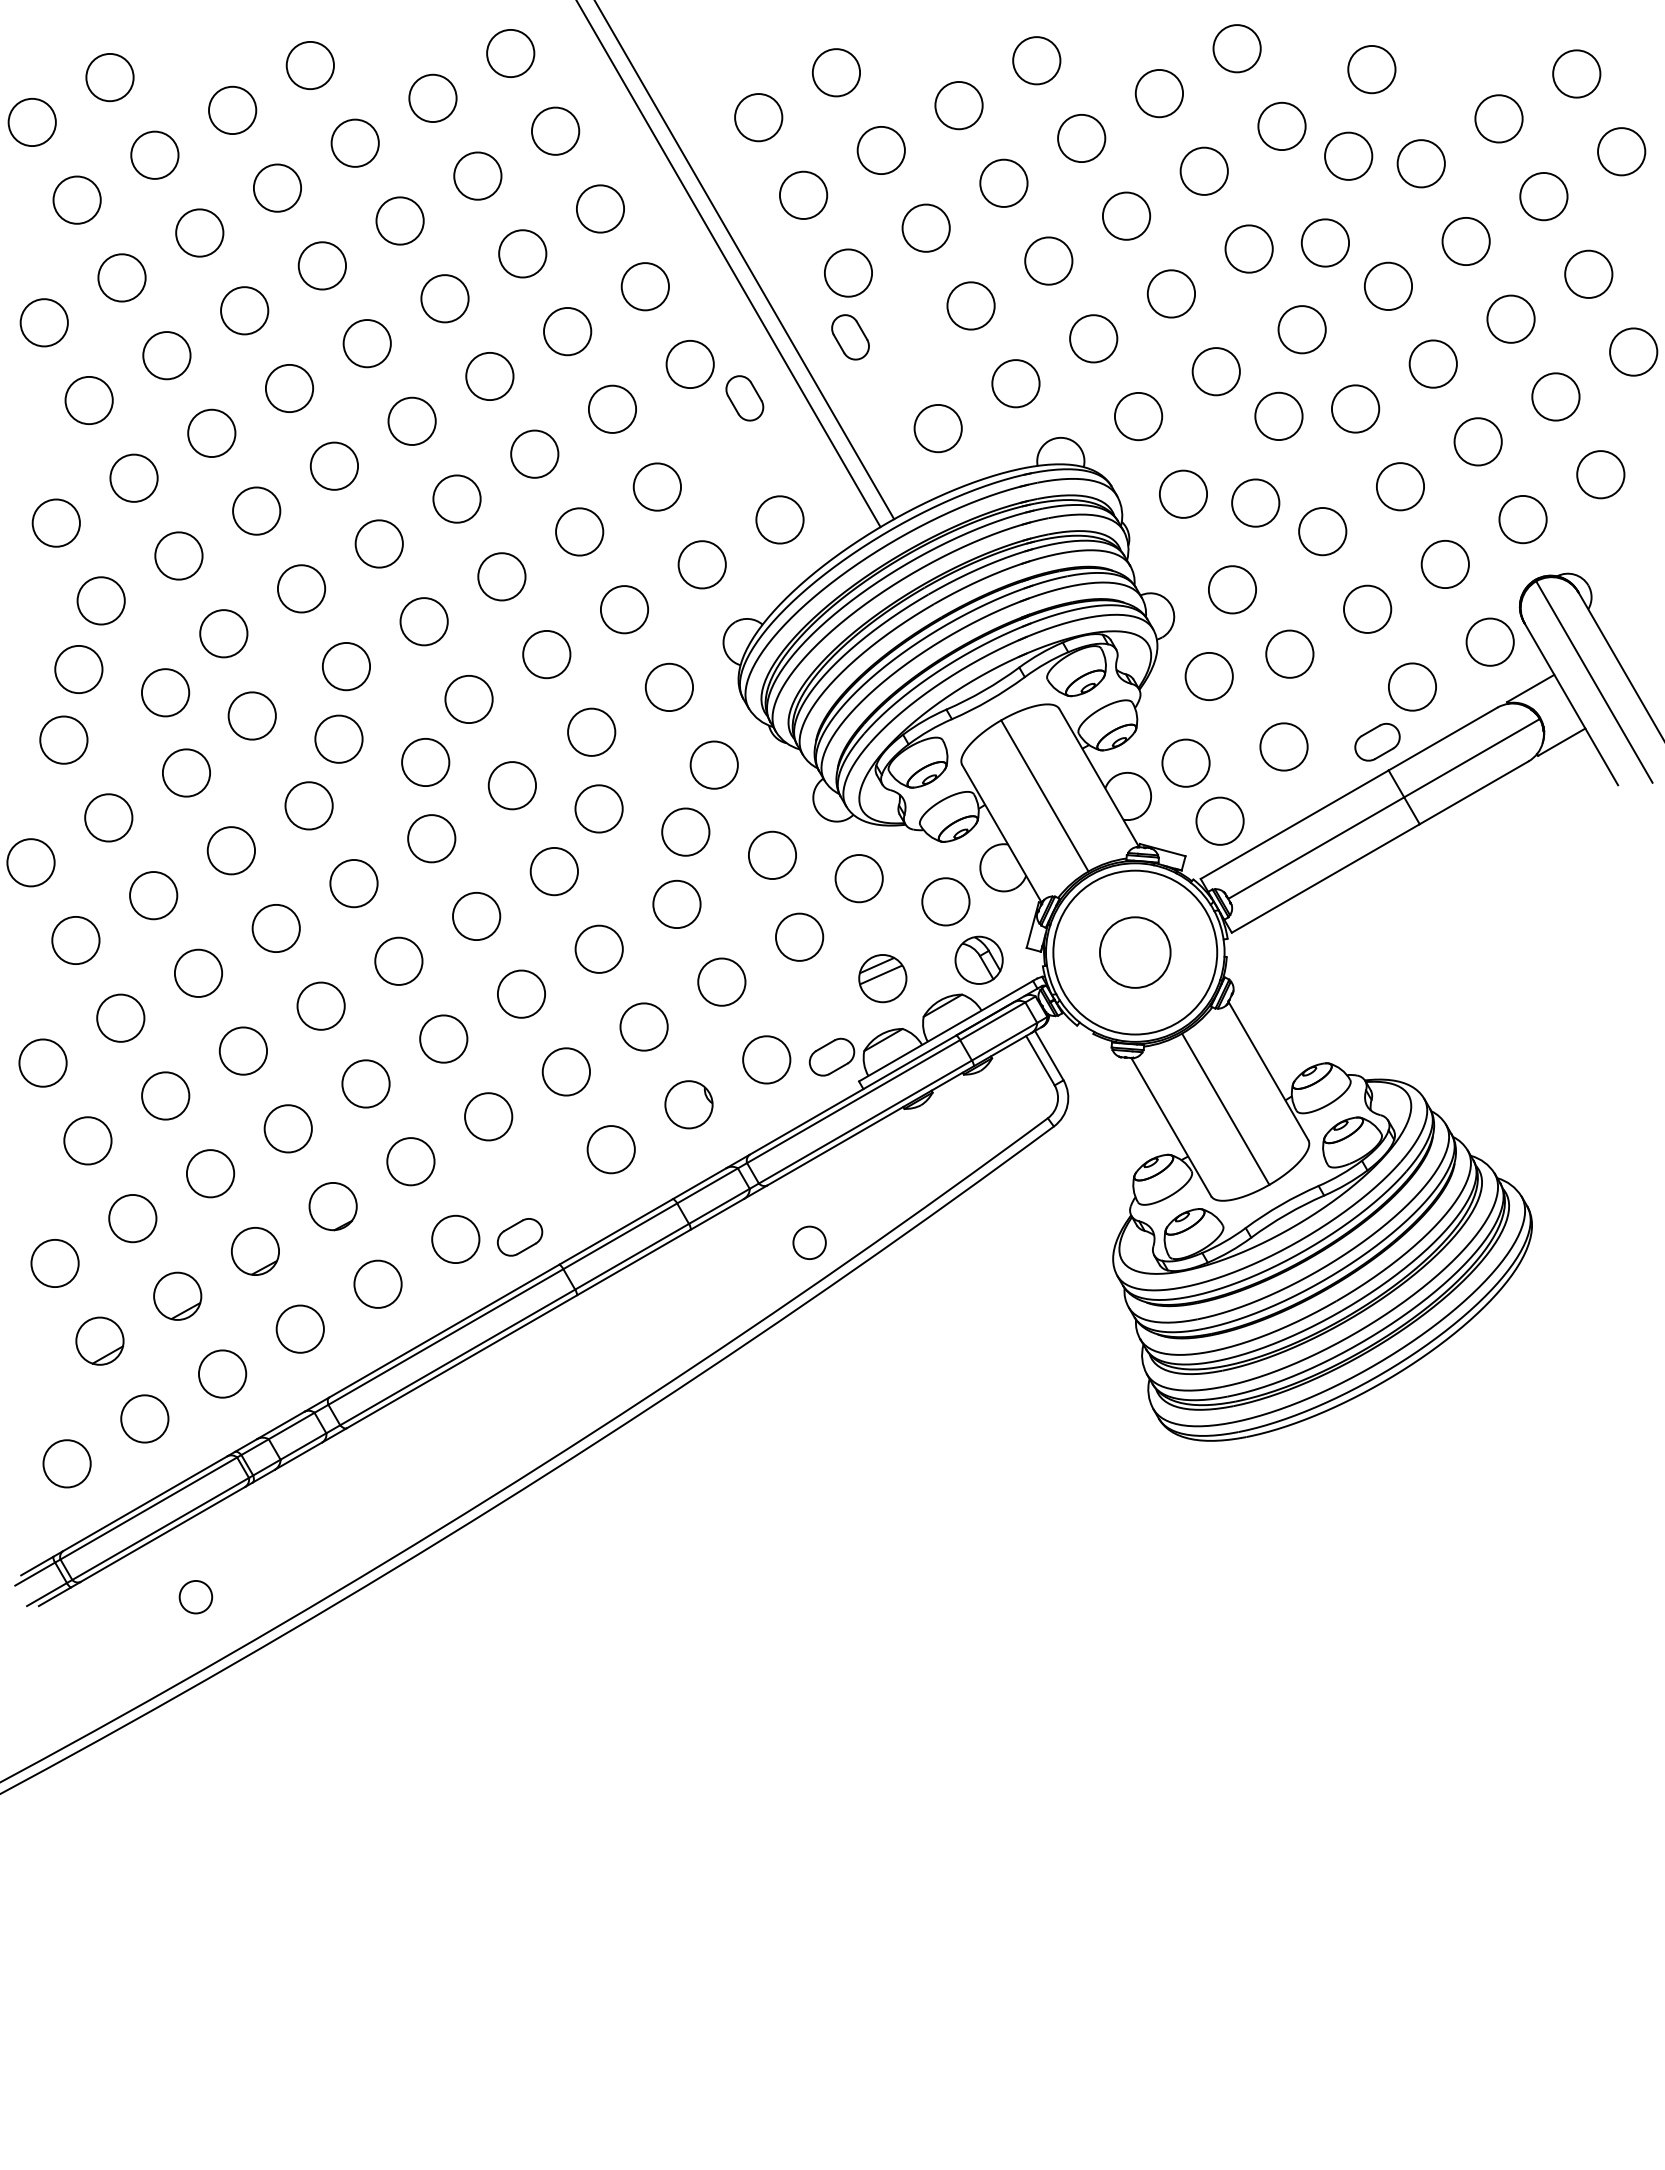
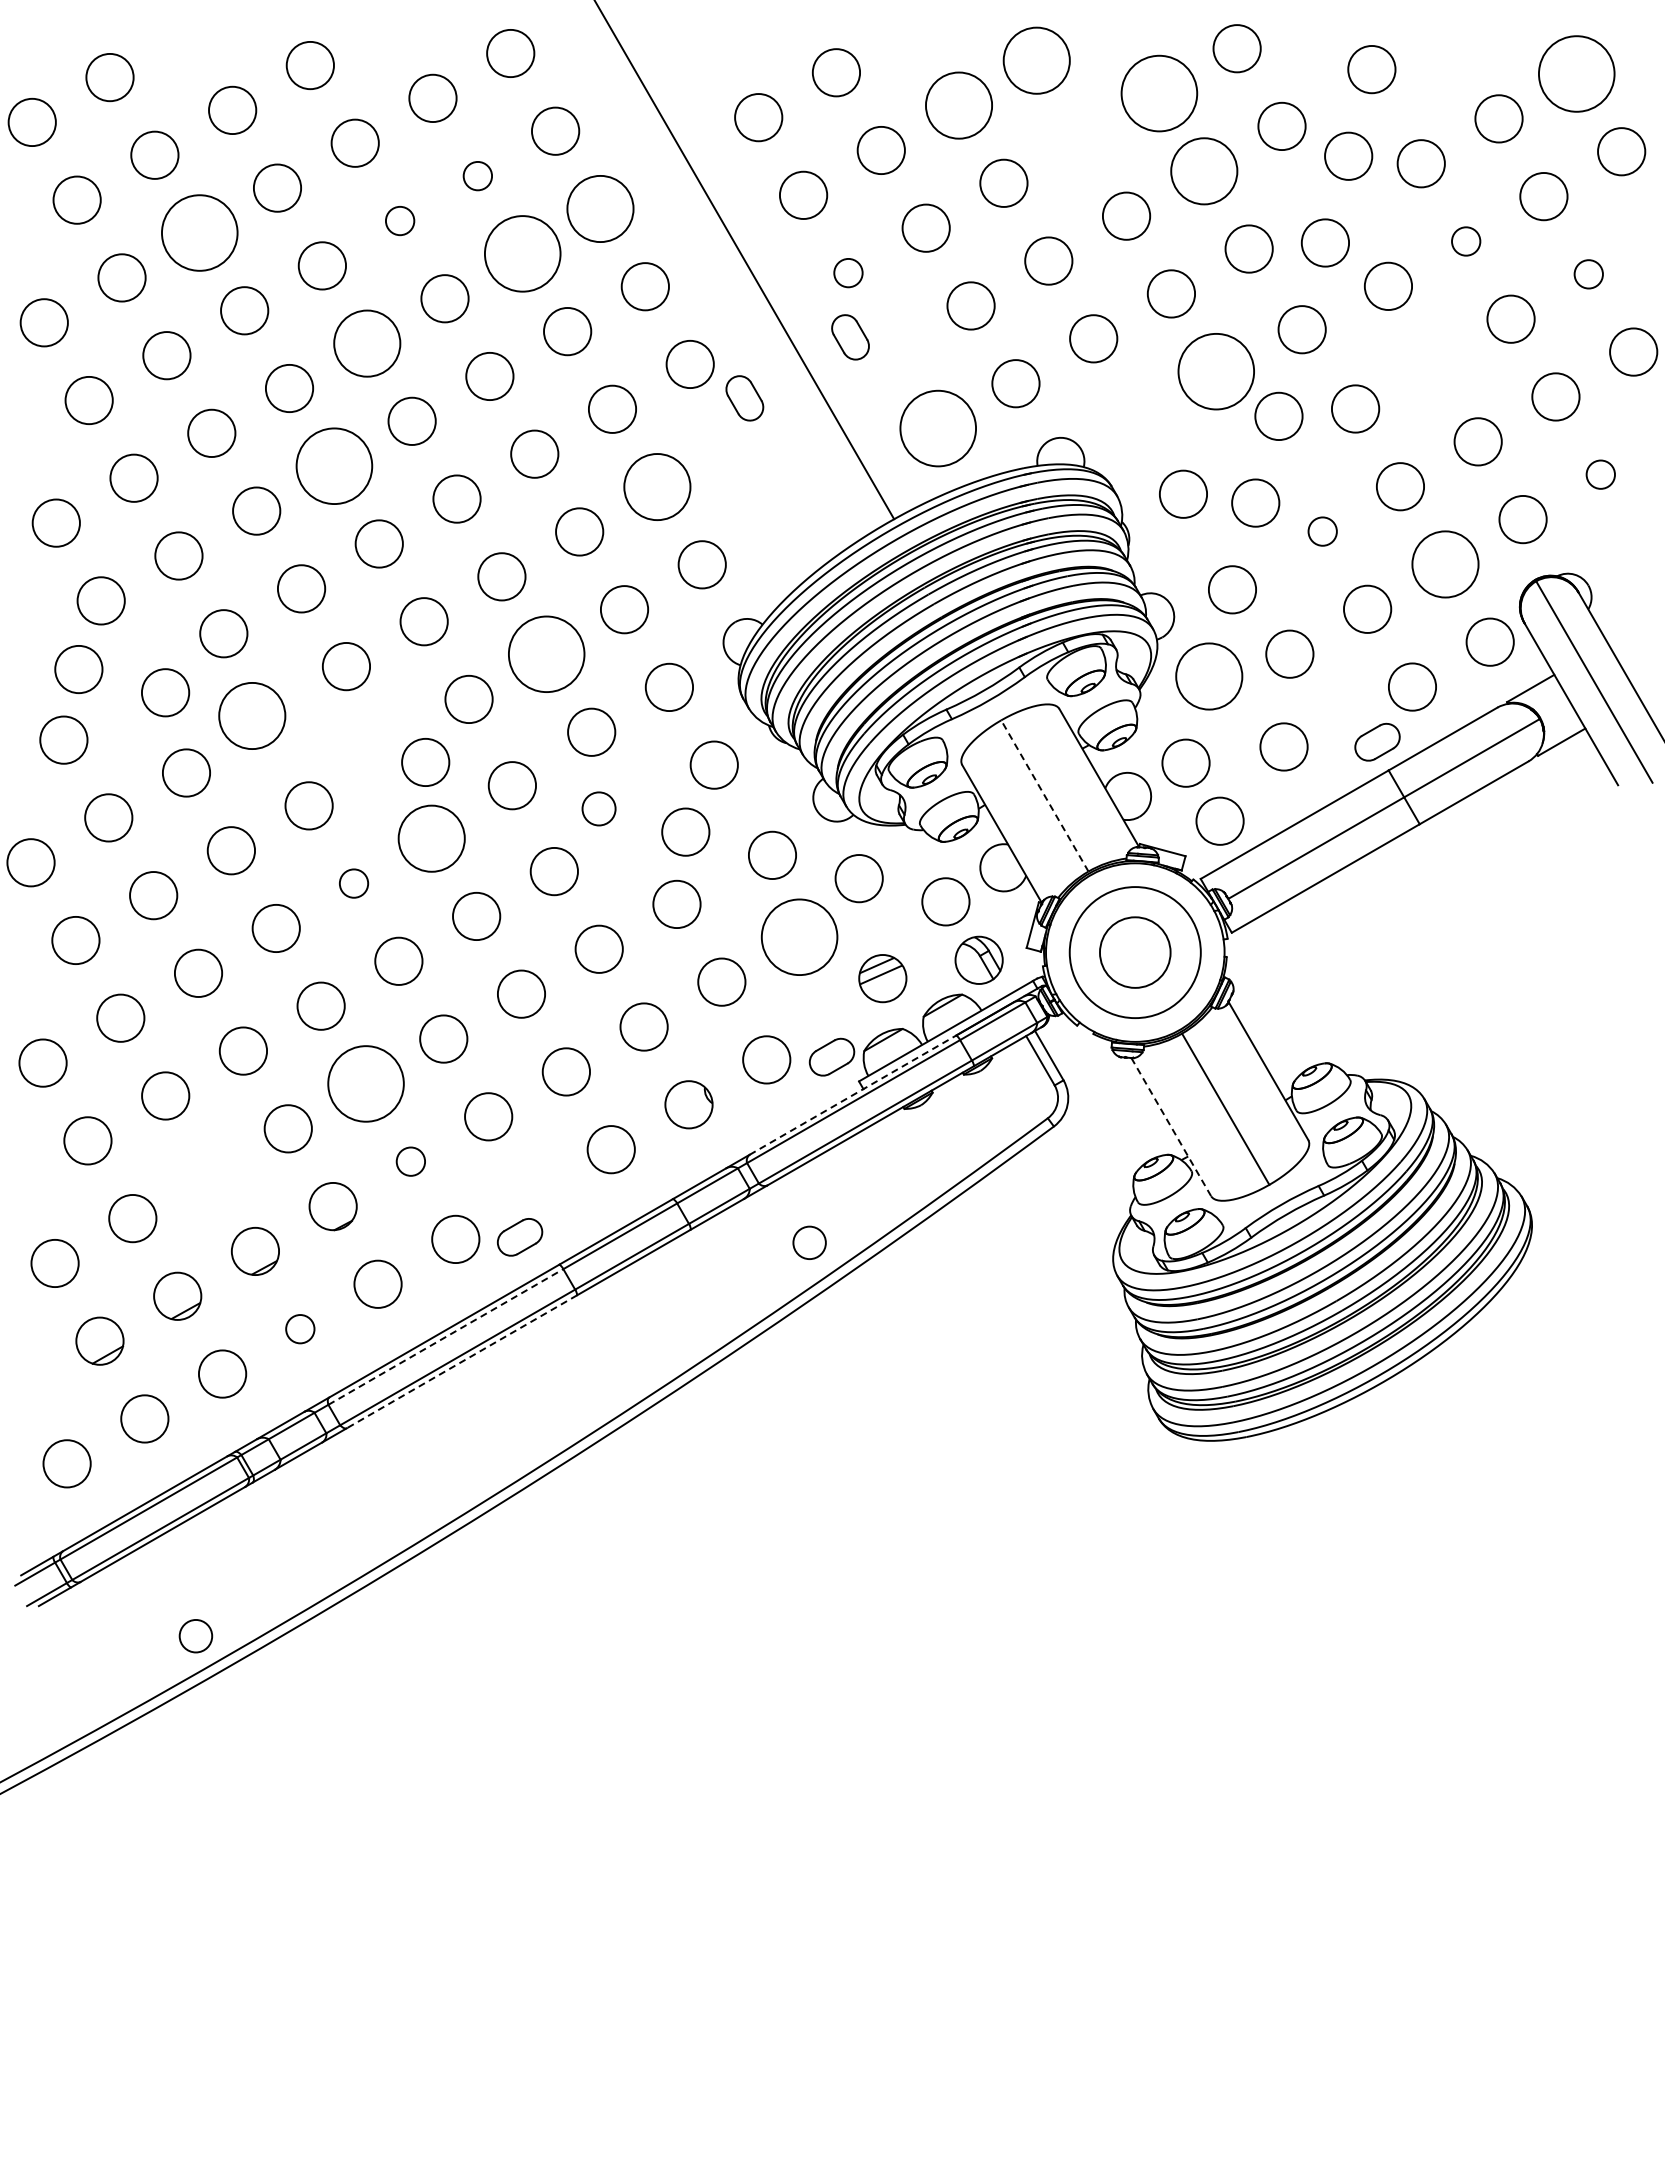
circle diameter: 47 px -> 66 px (1036, 60)
circle diameter: 47 px -> 76 px (1576, 73)
circle diameter: 47 px -> 76 px (1159, 93)
circle diameter: 47 px -> 66 px (958, 105)
circle: present -> none (1081, 138)
circle diameter: 47 px -> 66 px (1204, 171)
circle diameter: 47 px -> 28 px (477, 175)
circle diameter: 47 px -> 66 px (600, 208)
circle diameter: 47 px -> 28 px (399, 220)
circle diameter: 47 px -> 76 px (199, 232)
circle diameter: 47 px -> 28 px (1466, 241)
circle diameter: 47 px -> 76 px (522, 253)
line: present -> none (728, 264)
circle diameter: 47 px -> 28 px (848, 272)
circle diameter: 47 px -> 28 px (1588, 274)
circle diameter: 47 px -> 66 px (367, 343)
circle: present -> none (1432, 363)
circle diameter: 47 px -> 76 px (1216, 371)
circle: present -> none (1138, 416)
circle diameter: 47 px -> 76 px (938, 428)
circle diameter: 47 px -> 76 px (334, 466)
circle diameter: 47 px -> 28 px (1600, 474)
circle diameter: 47 px -> 66 px (657, 487)
circle: present -> none (779, 519)
circle diameter: 47 px -> 28 px (1322, 531)
circle size: 50x49 px -> 69x69 px (1445, 564)
circle size: 50x50 px -> 78x78 px (546, 653)
circle diameter: 47 px -> 66 px (1209, 676)
circle diameter: 47 px -> 66 px (252, 715)
circle: present -> none (338, 738)
line: solid -> dashed (1044, 795)
circle size: 50x50 px -> 36x36 px (598, 808)
circle diameter: 47 px -> 66 px (431, 838)
circle diameter: 47 px -> 28 px (353, 883)
circle diameter: 47 px -> 76 px (799, 937)
circle diameter: 164 px -> 131 px (1134, 952)
circle size: 50x50 px -> 78x78 px (365, 1083)
line: solid -> dashed (853, 1094)
line: solid -> dashed (1171, 1127)
circle diameter: 47 px -> 28 px (410, 1161)
circle: present -> none (210, 1173)
circle diameter: 47 px -> 28 px (300, 1329)
line: solid -> dashed (445, 1337)
line: solid -> dashed (462, 1361)
circle position: (195, 1597) -> (195, 1636) (195, 1636)
